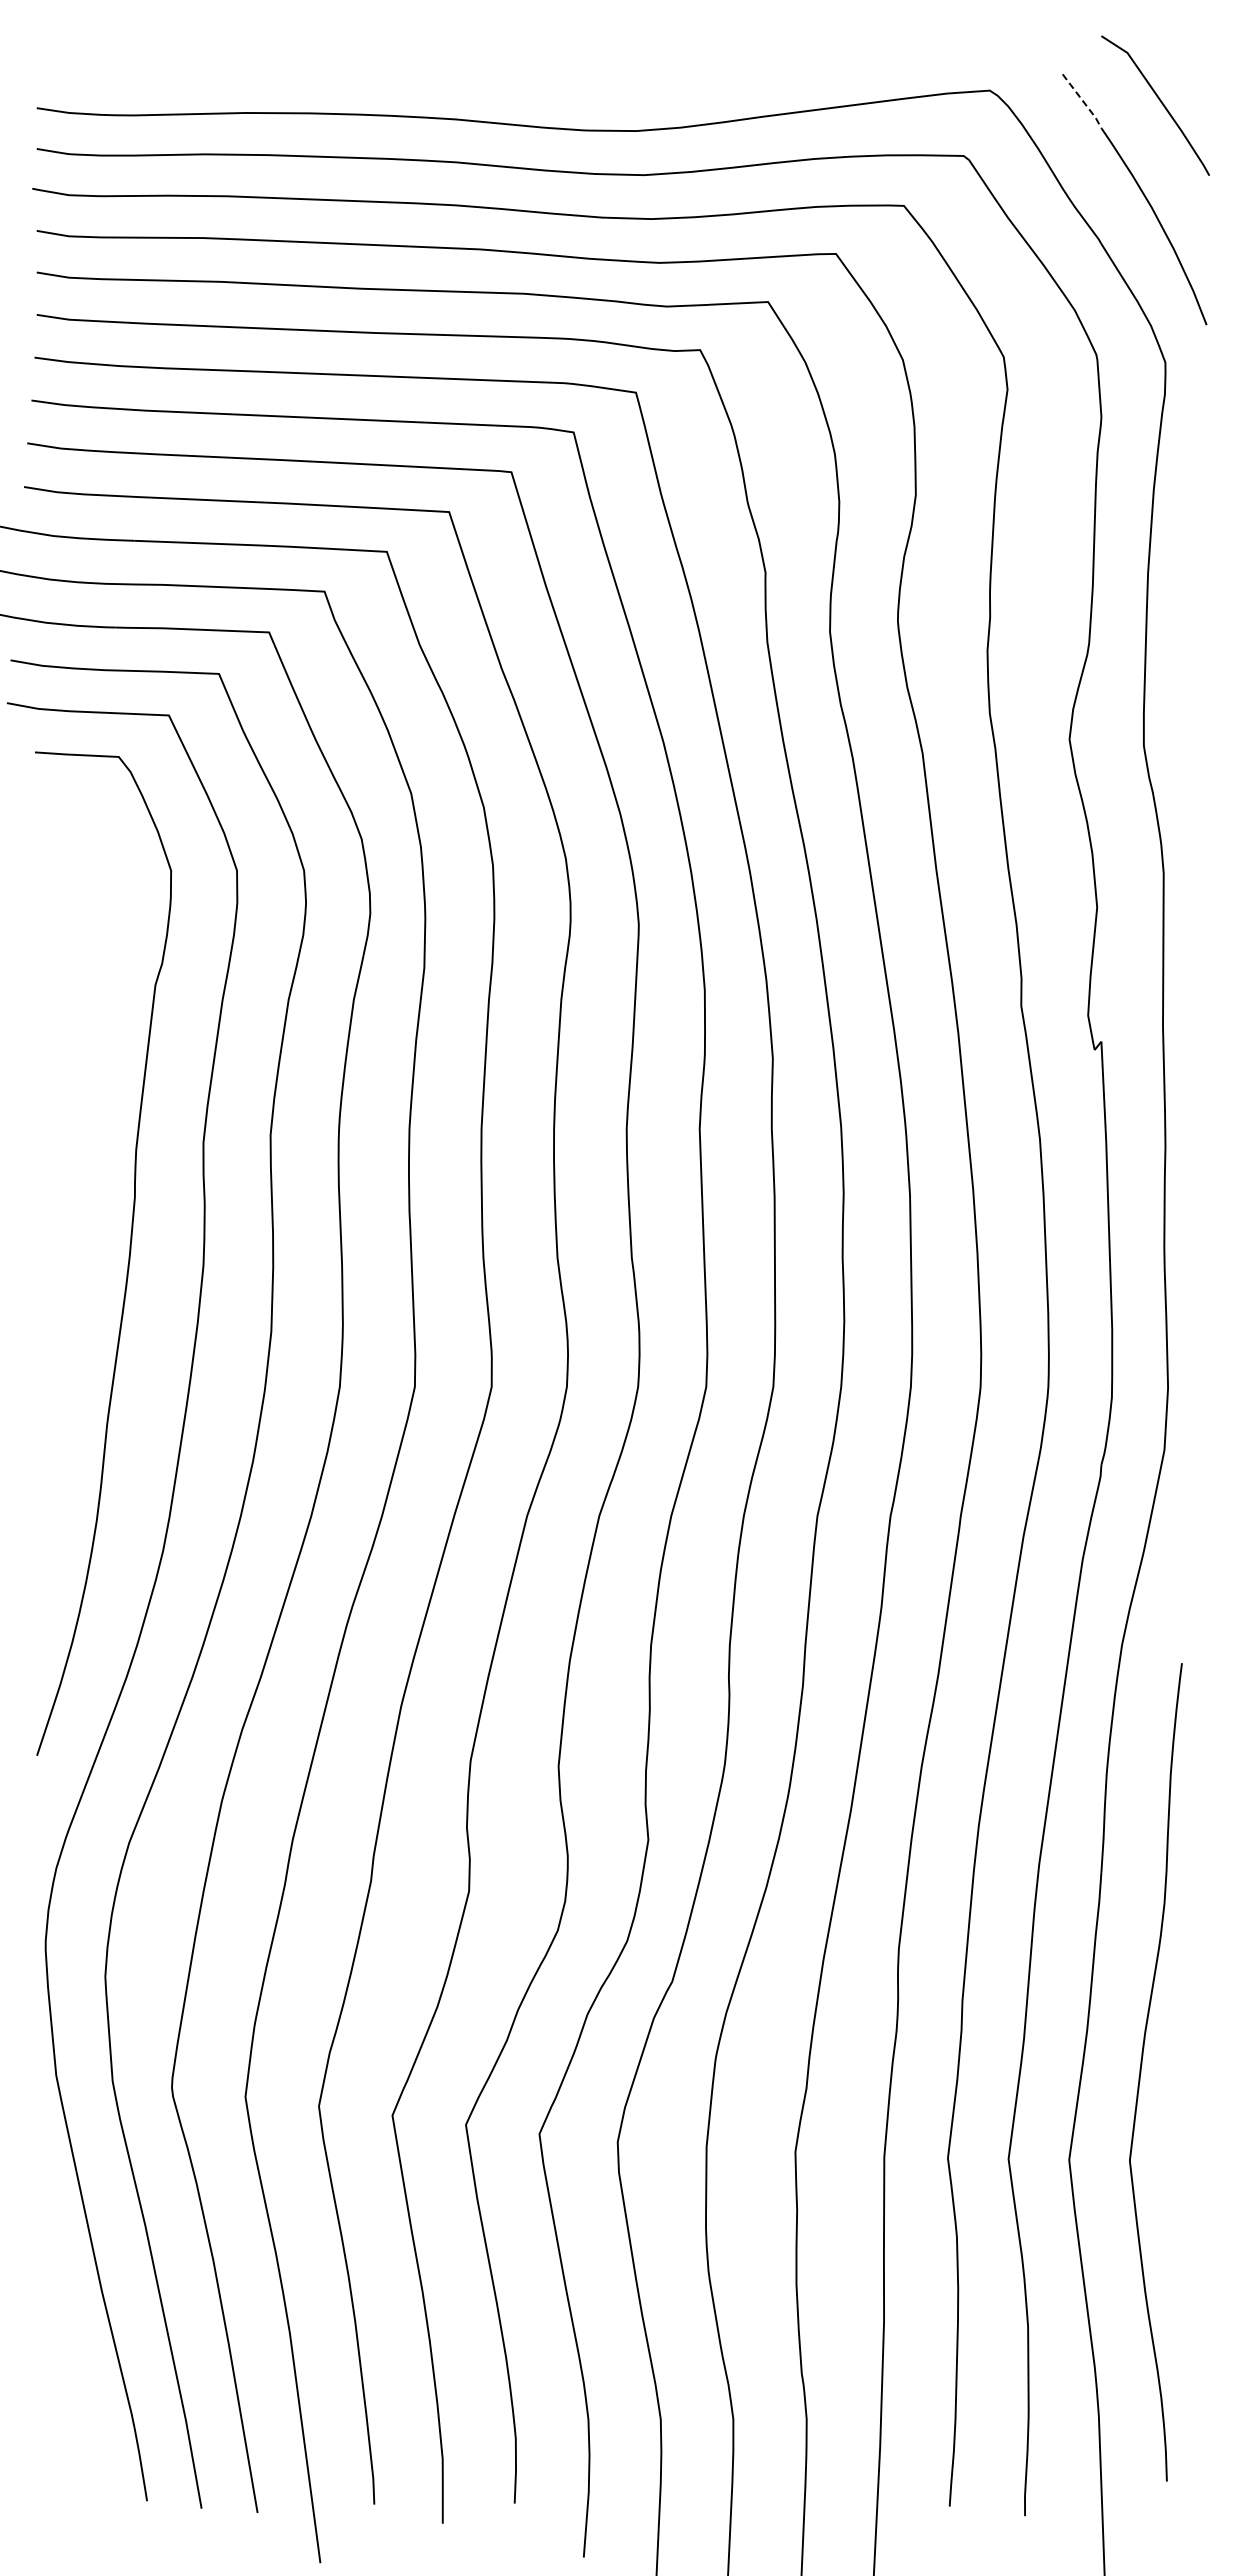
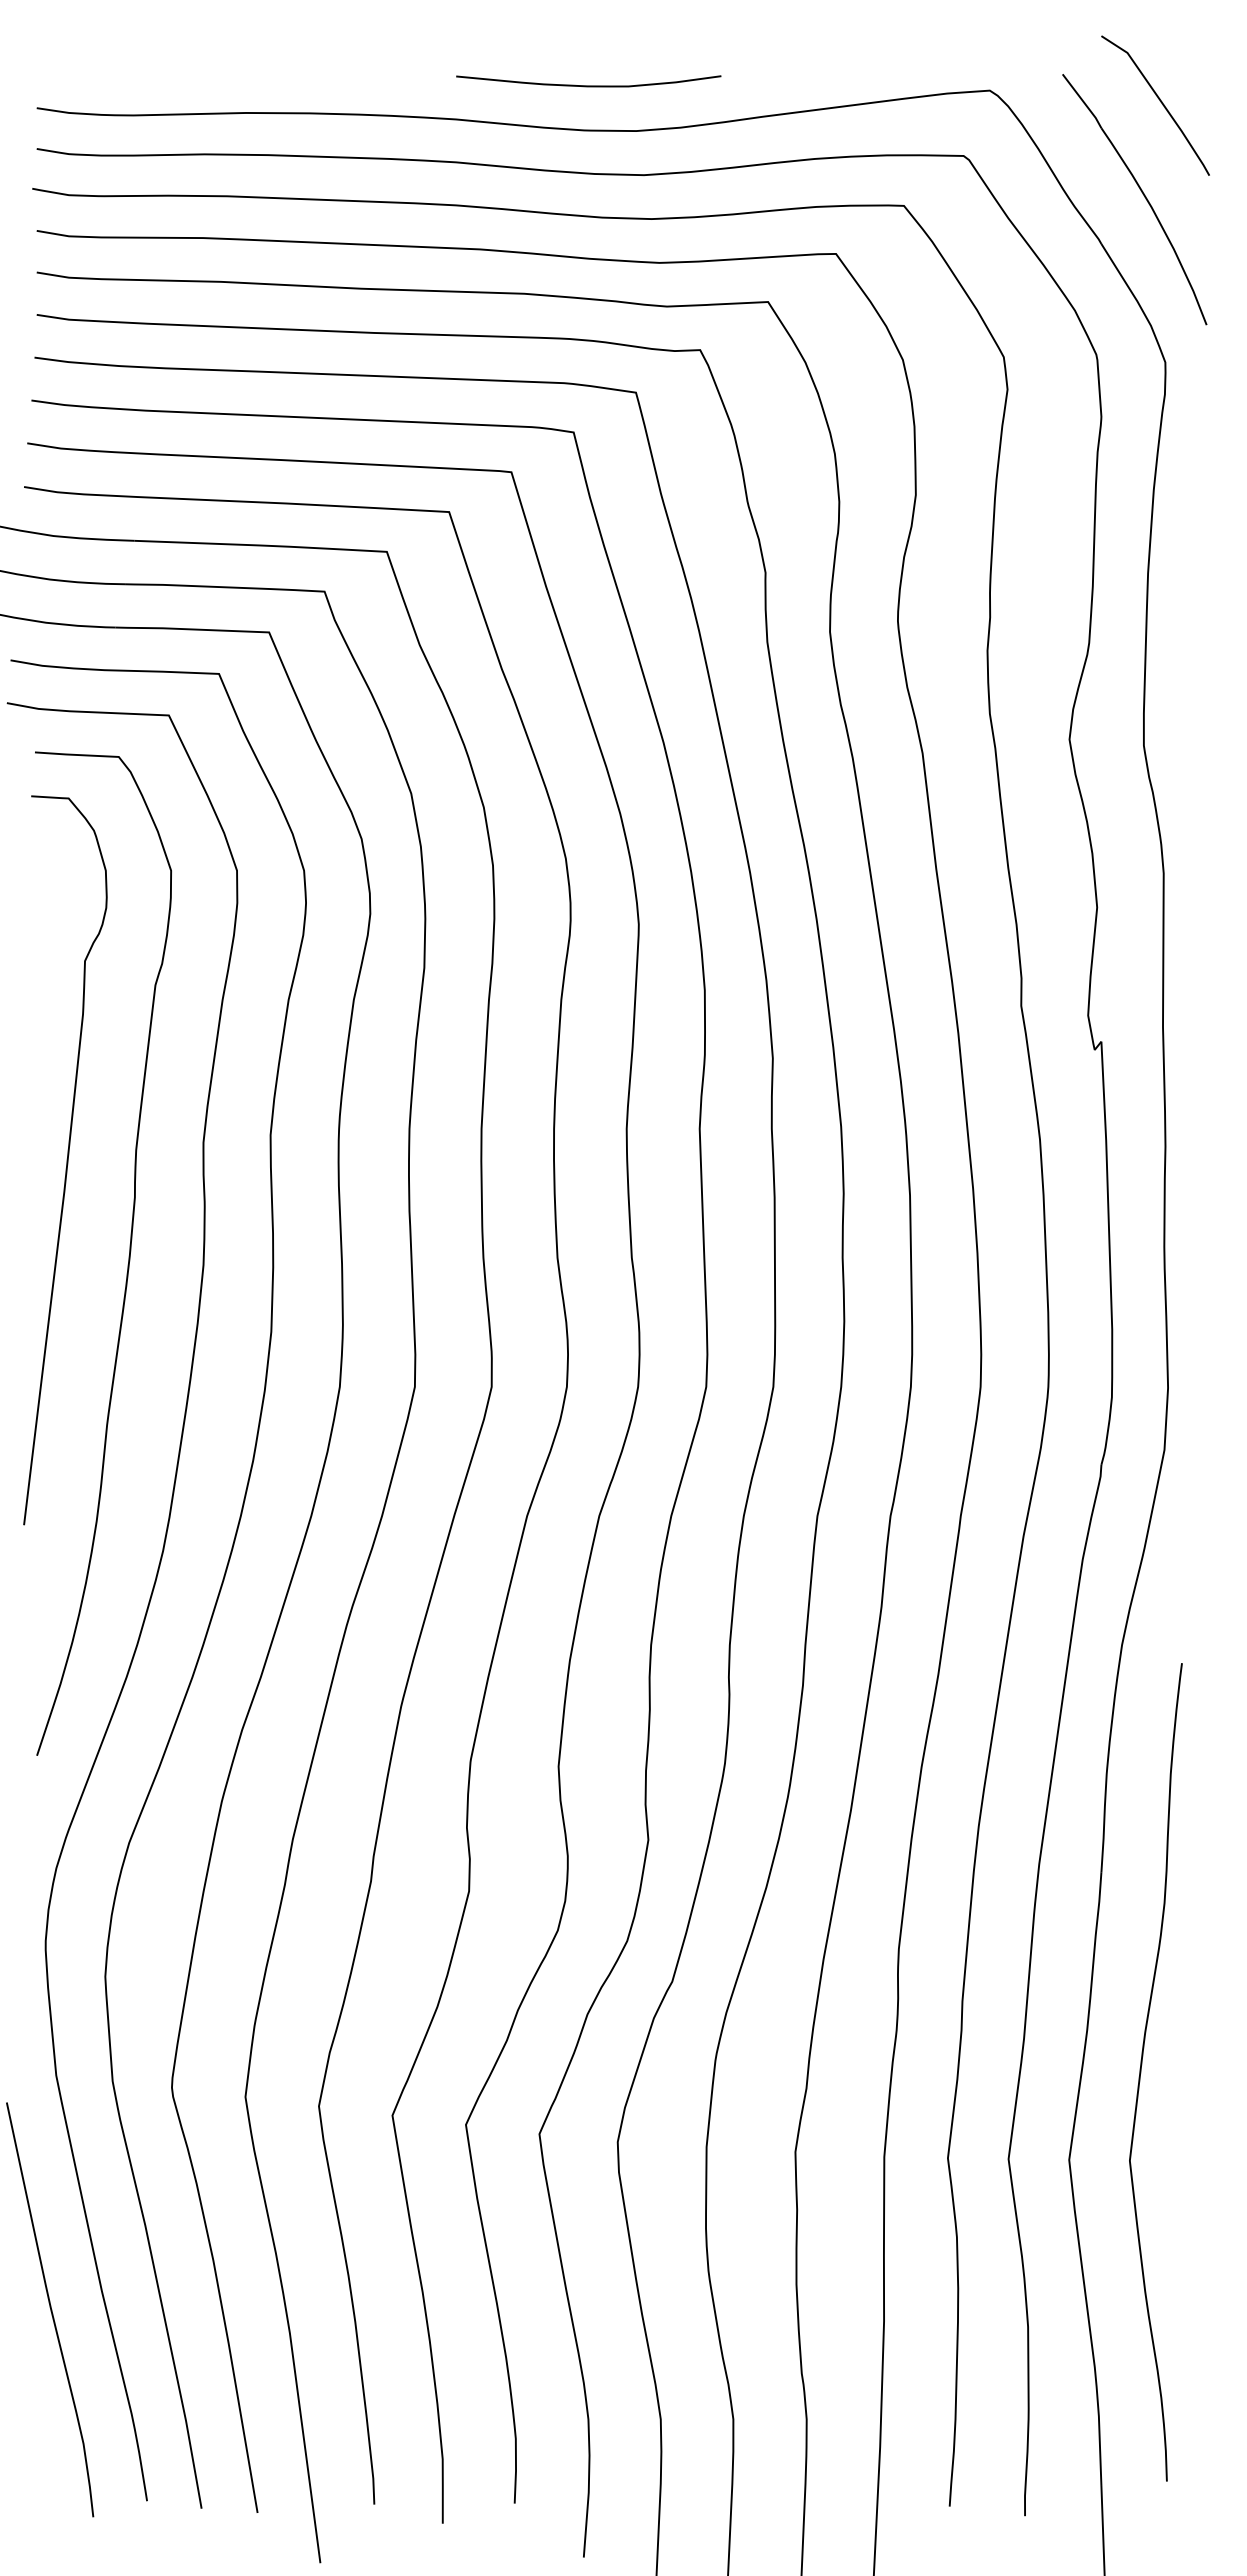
curve: none -> present (588, 85)
line: dashed -> solid (1083, 101)
curve: none -> present (66, 1160)
curve: none -> present (50, 2309)
